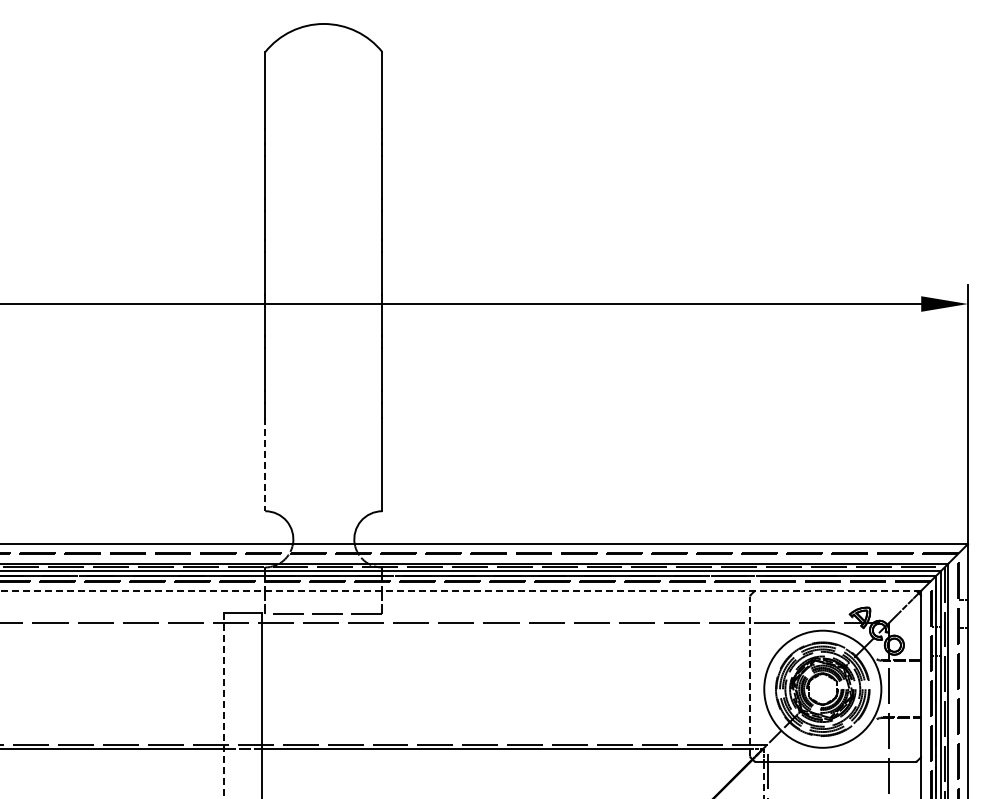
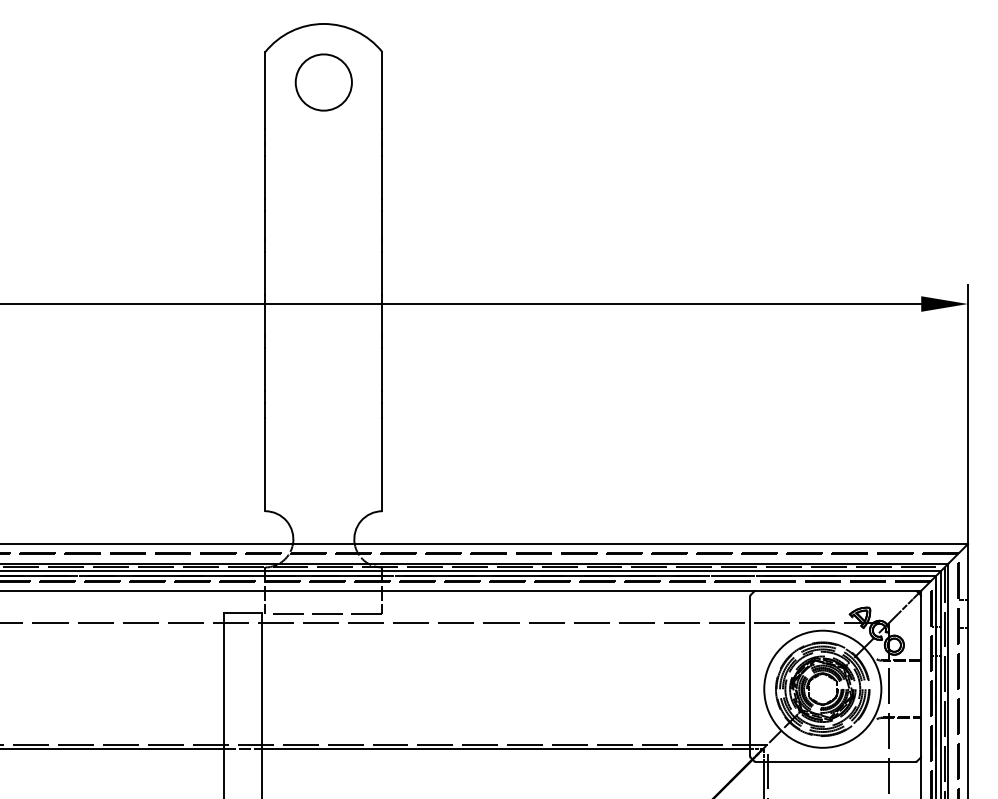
circle: none -> present (323, 82)
line: dashed -> solid (265, 464)
line: dashed -> solid (460, 590)
line: dashed -> solid (750, 676)
line: dashed -> solid (224, 706)
line: dashed -> solid (763, 780)
